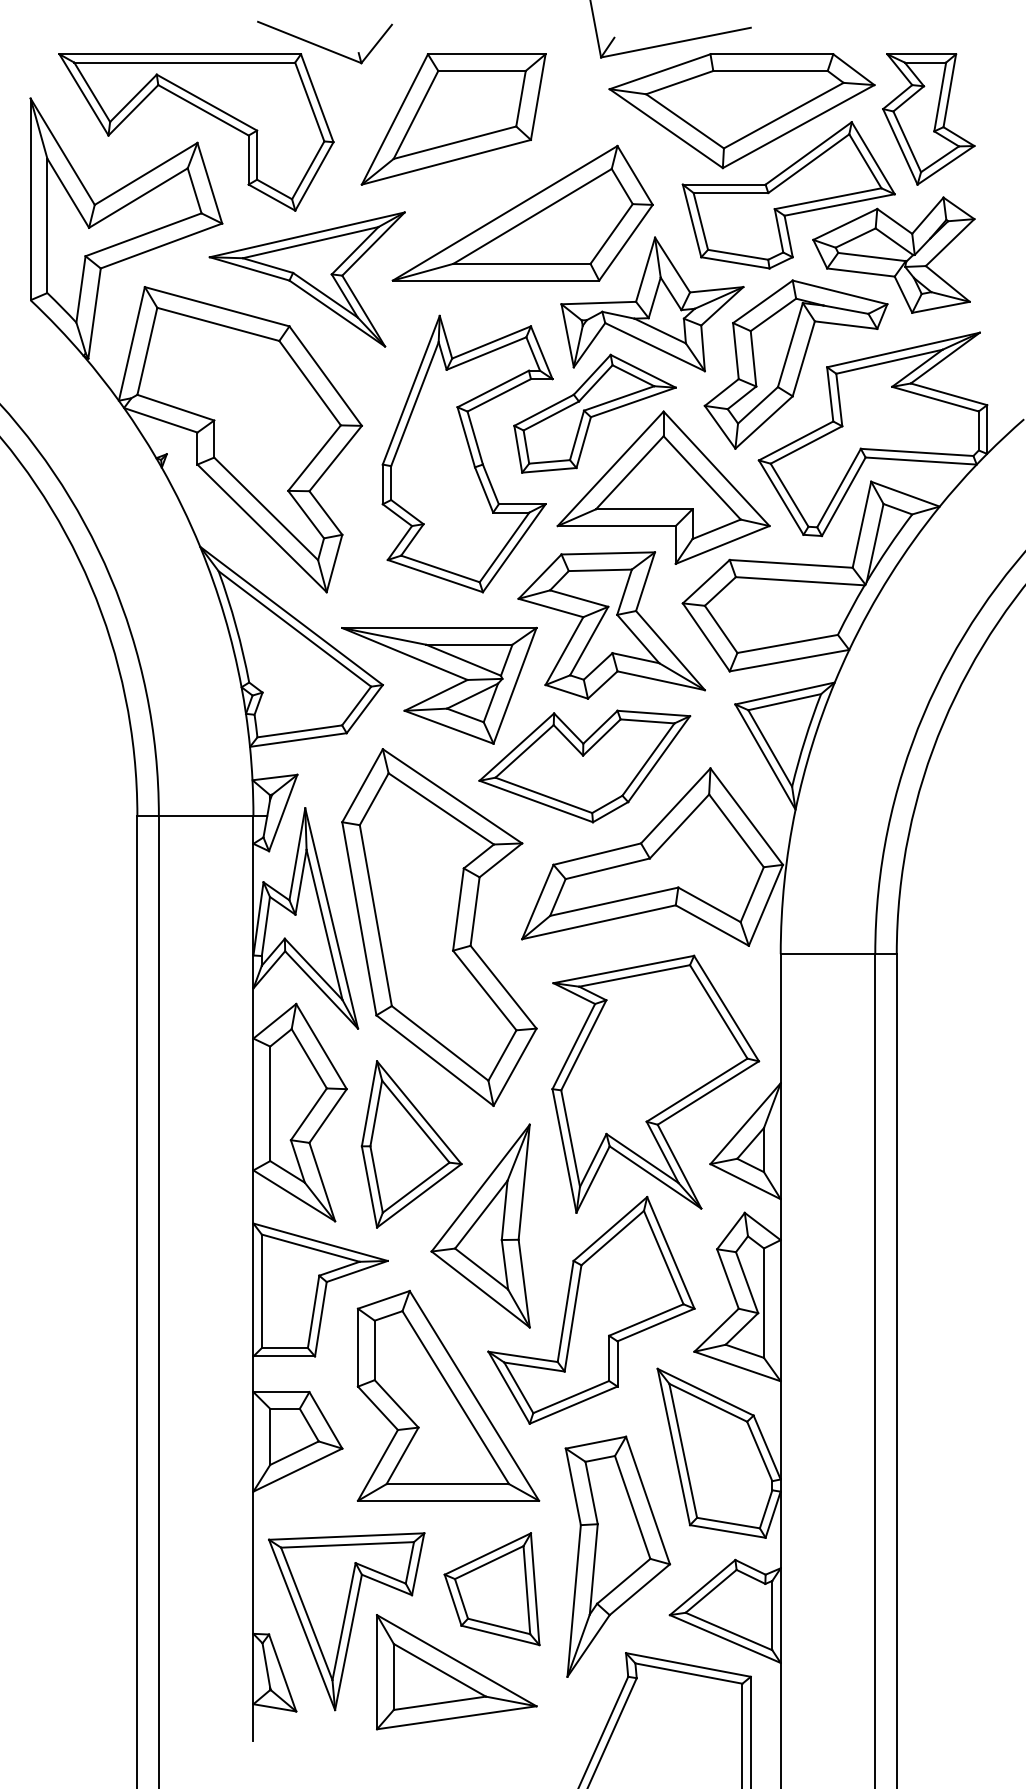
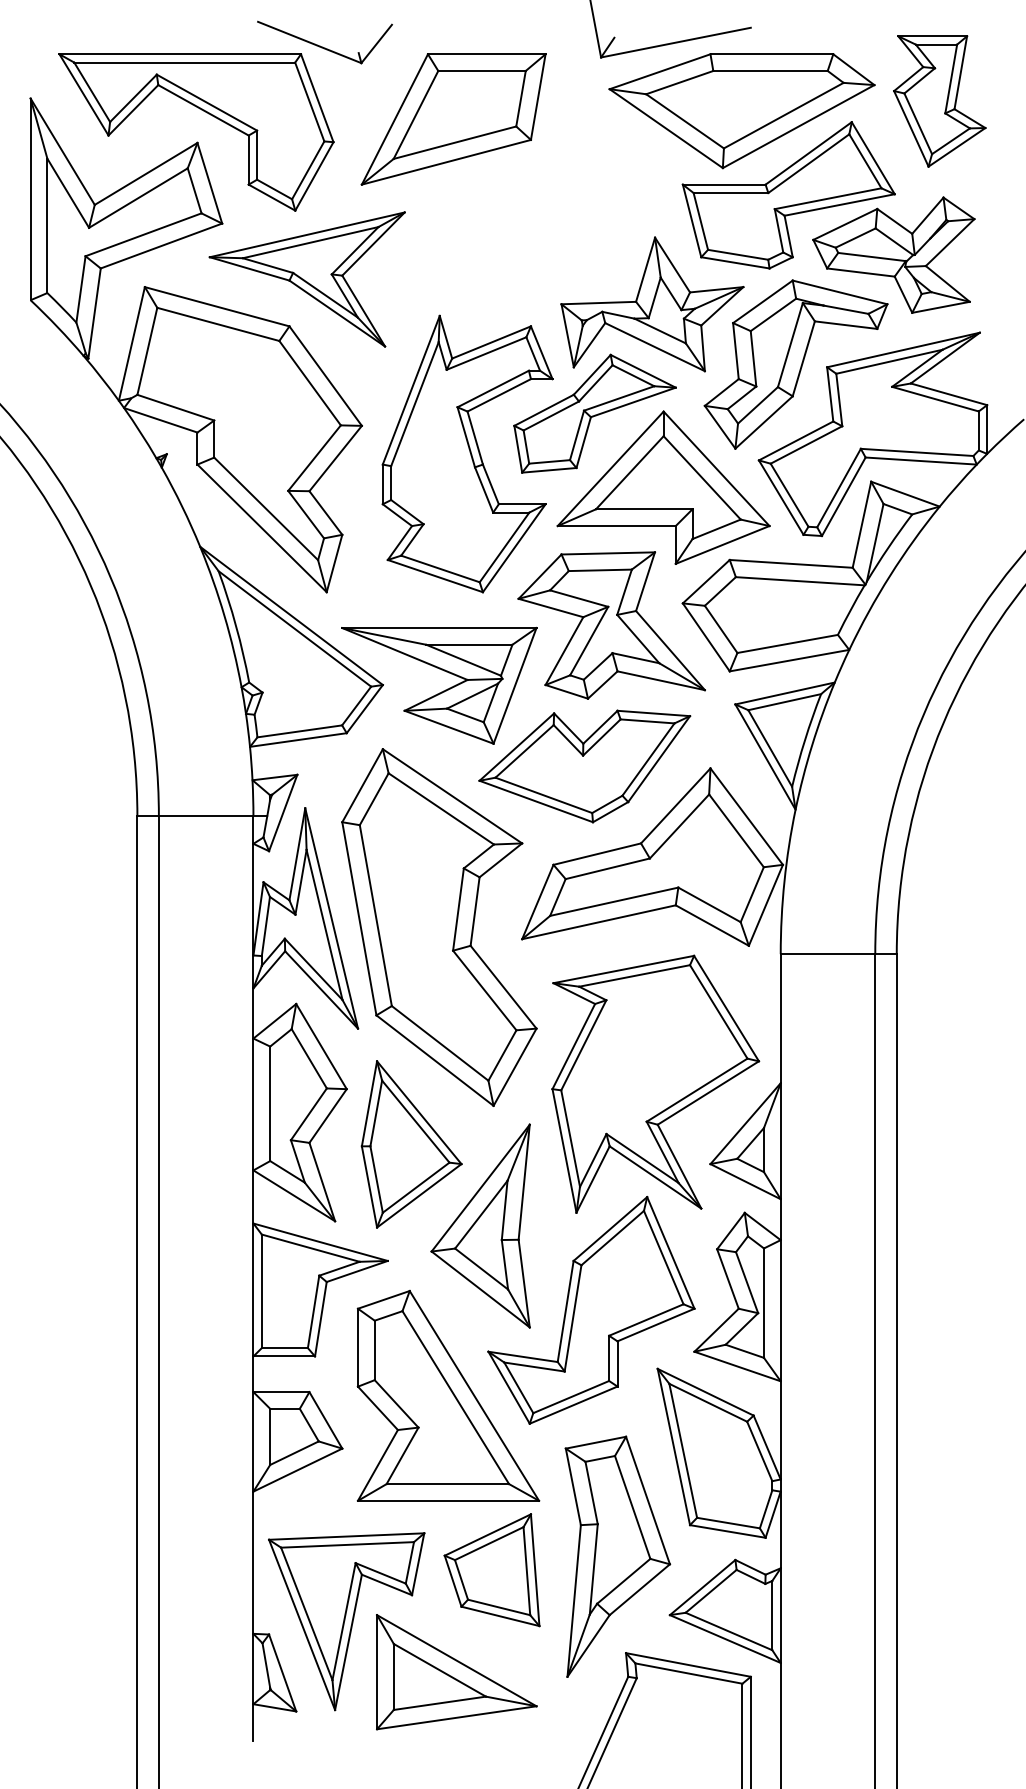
part position: (928, 119) -> (939, 101) (939, 101)
part: present -> none (522, 212)
part position: (491, 1589) -> (491, 1570) (491, 1570)
